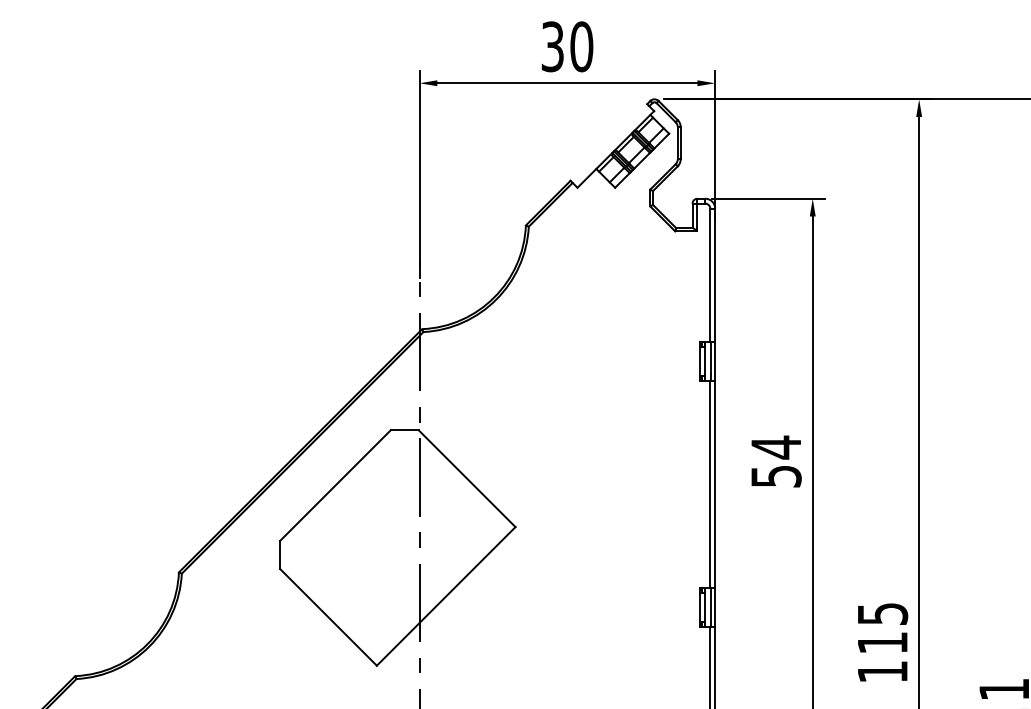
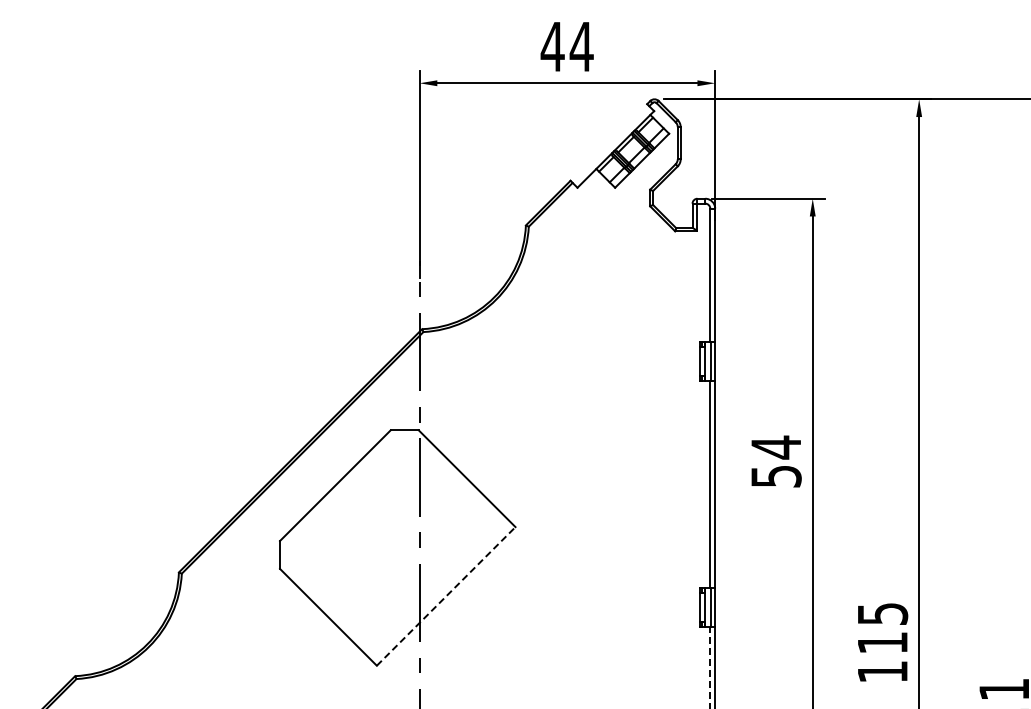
text: 30 -> 44 (566, 46)
line: solid -> dashed (446, 596)
line: solid -> dashed (710, 667)
